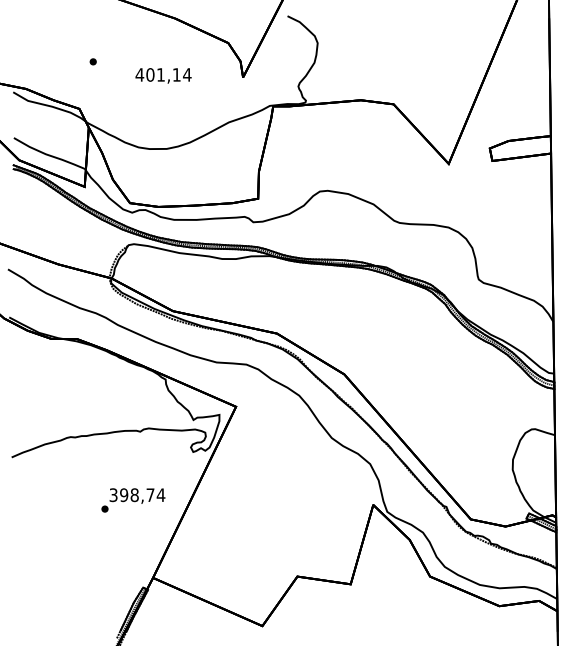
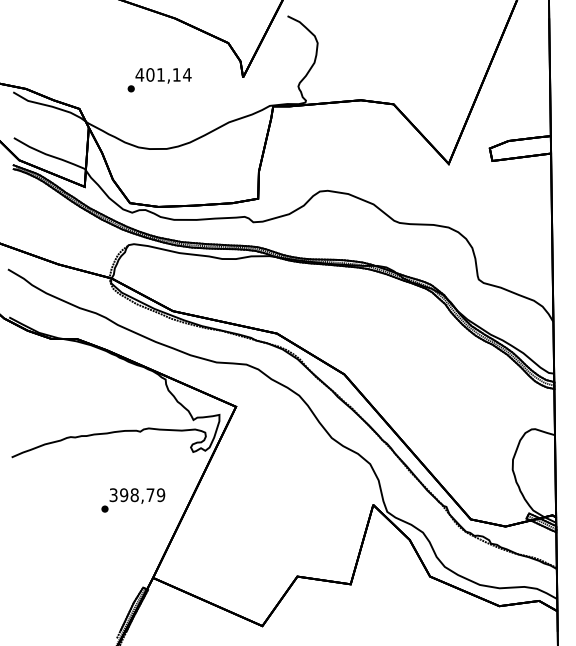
part position: (92, 61) -> (130, 88) (130, 88)
text: 398,74 -> 398,79 (160, 495)
